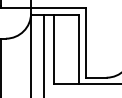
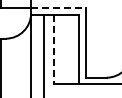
line: solid -> dashed (58, 8)
line: solid -> dashed (53, 49)
